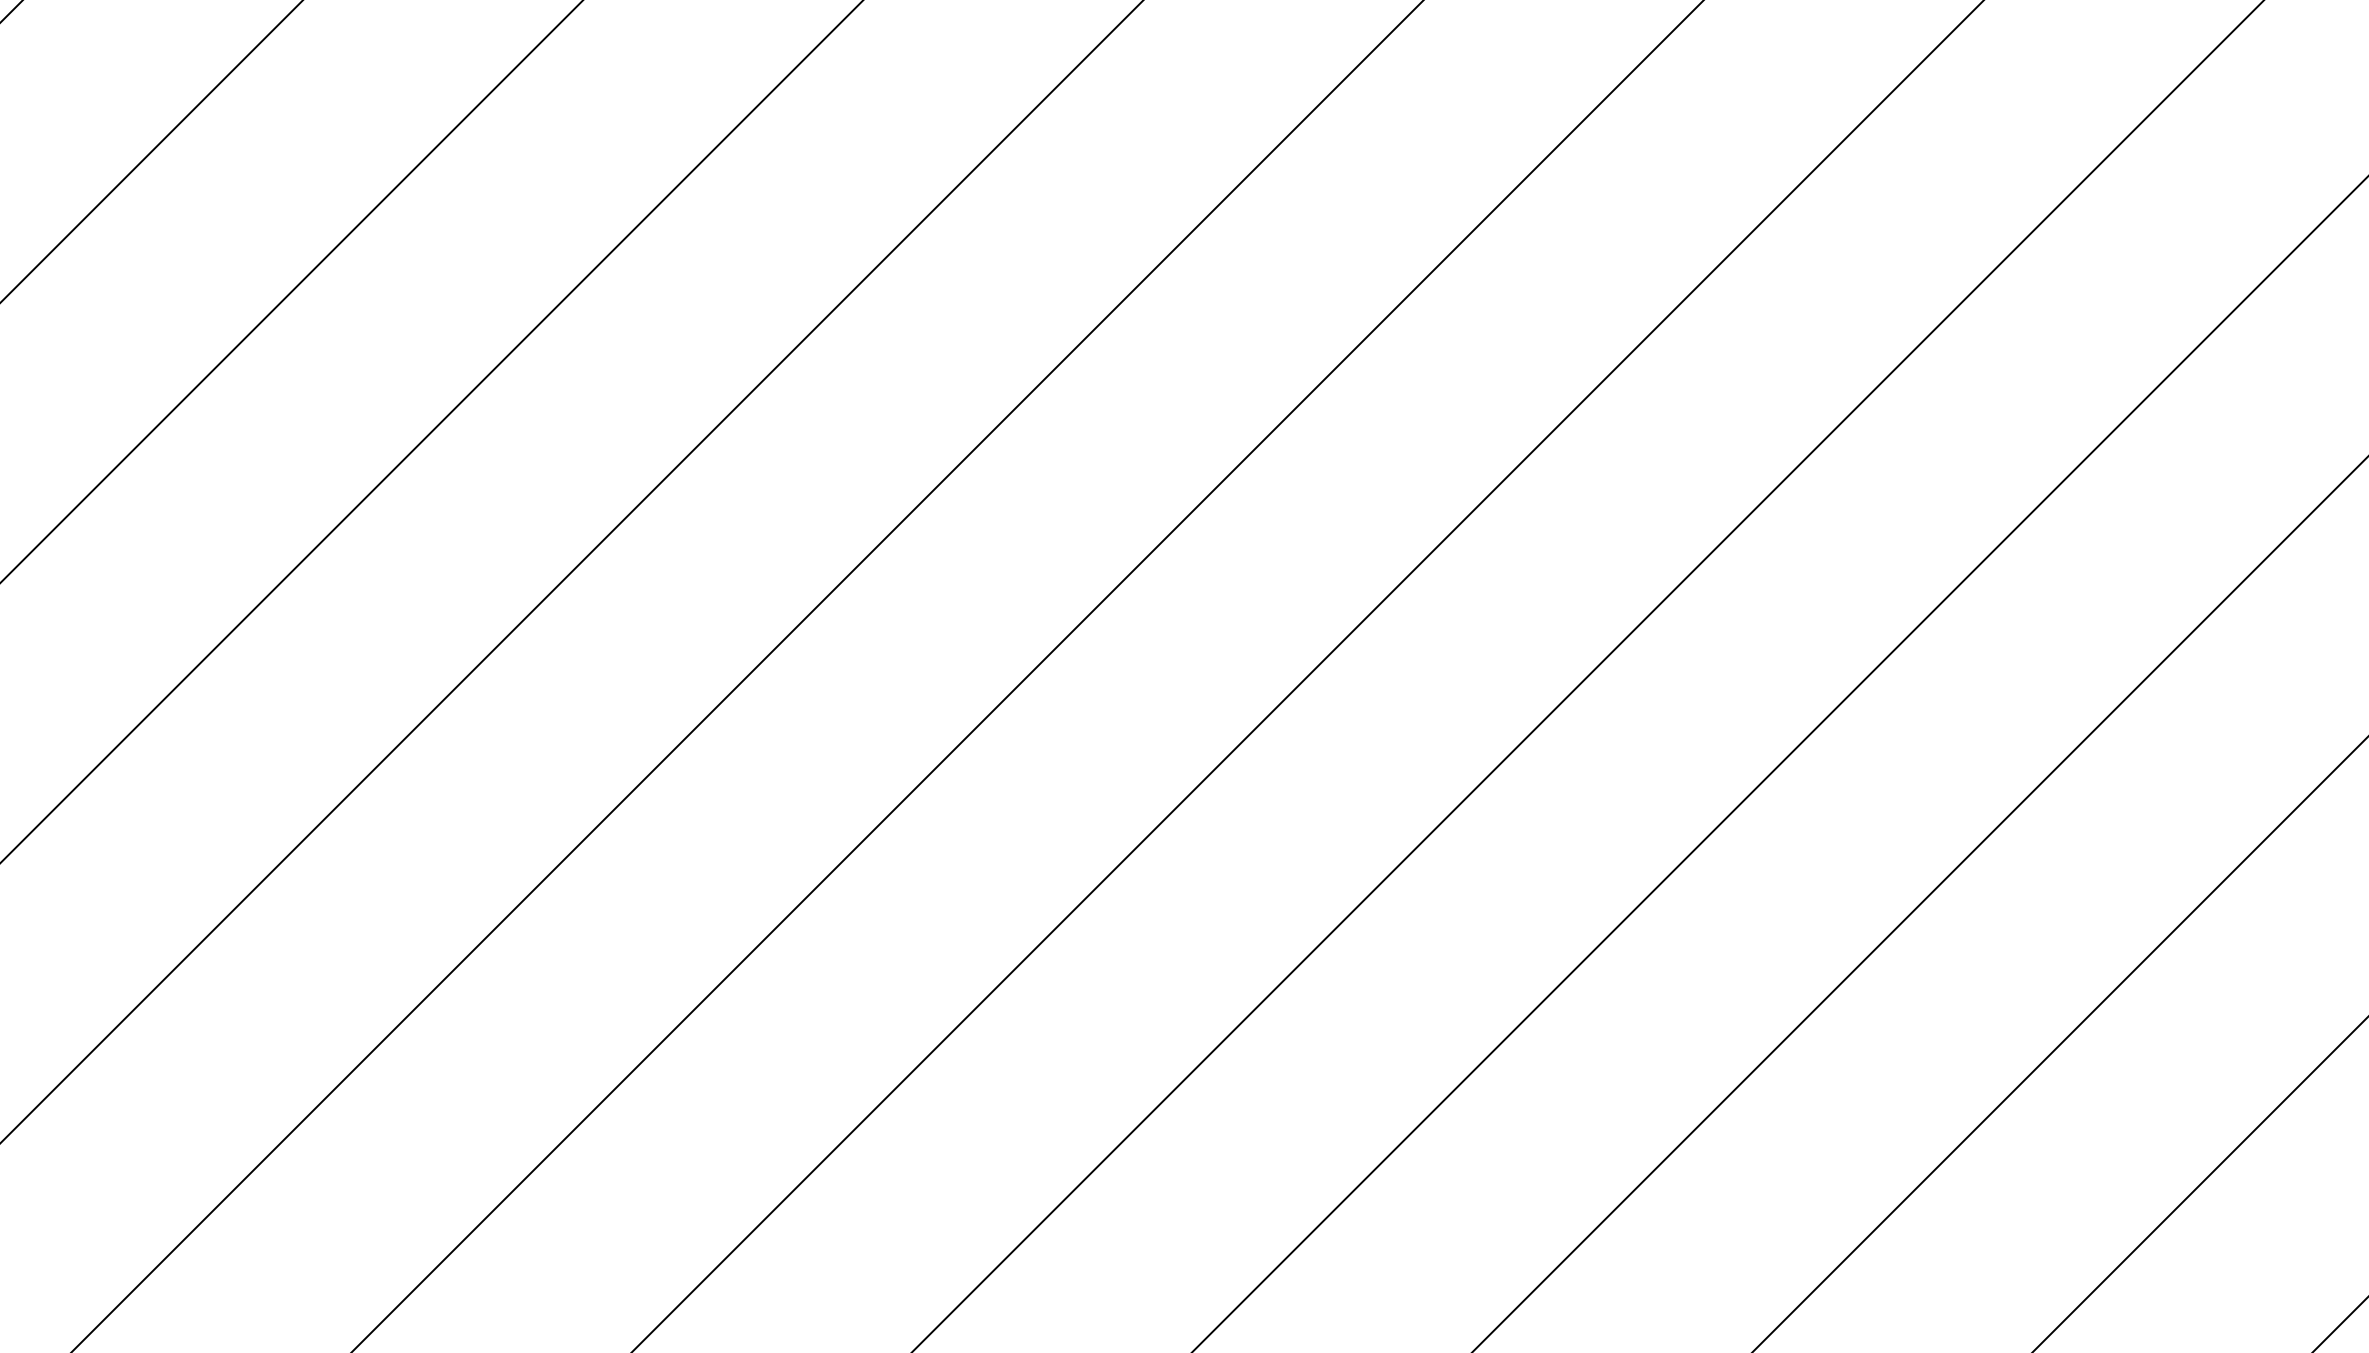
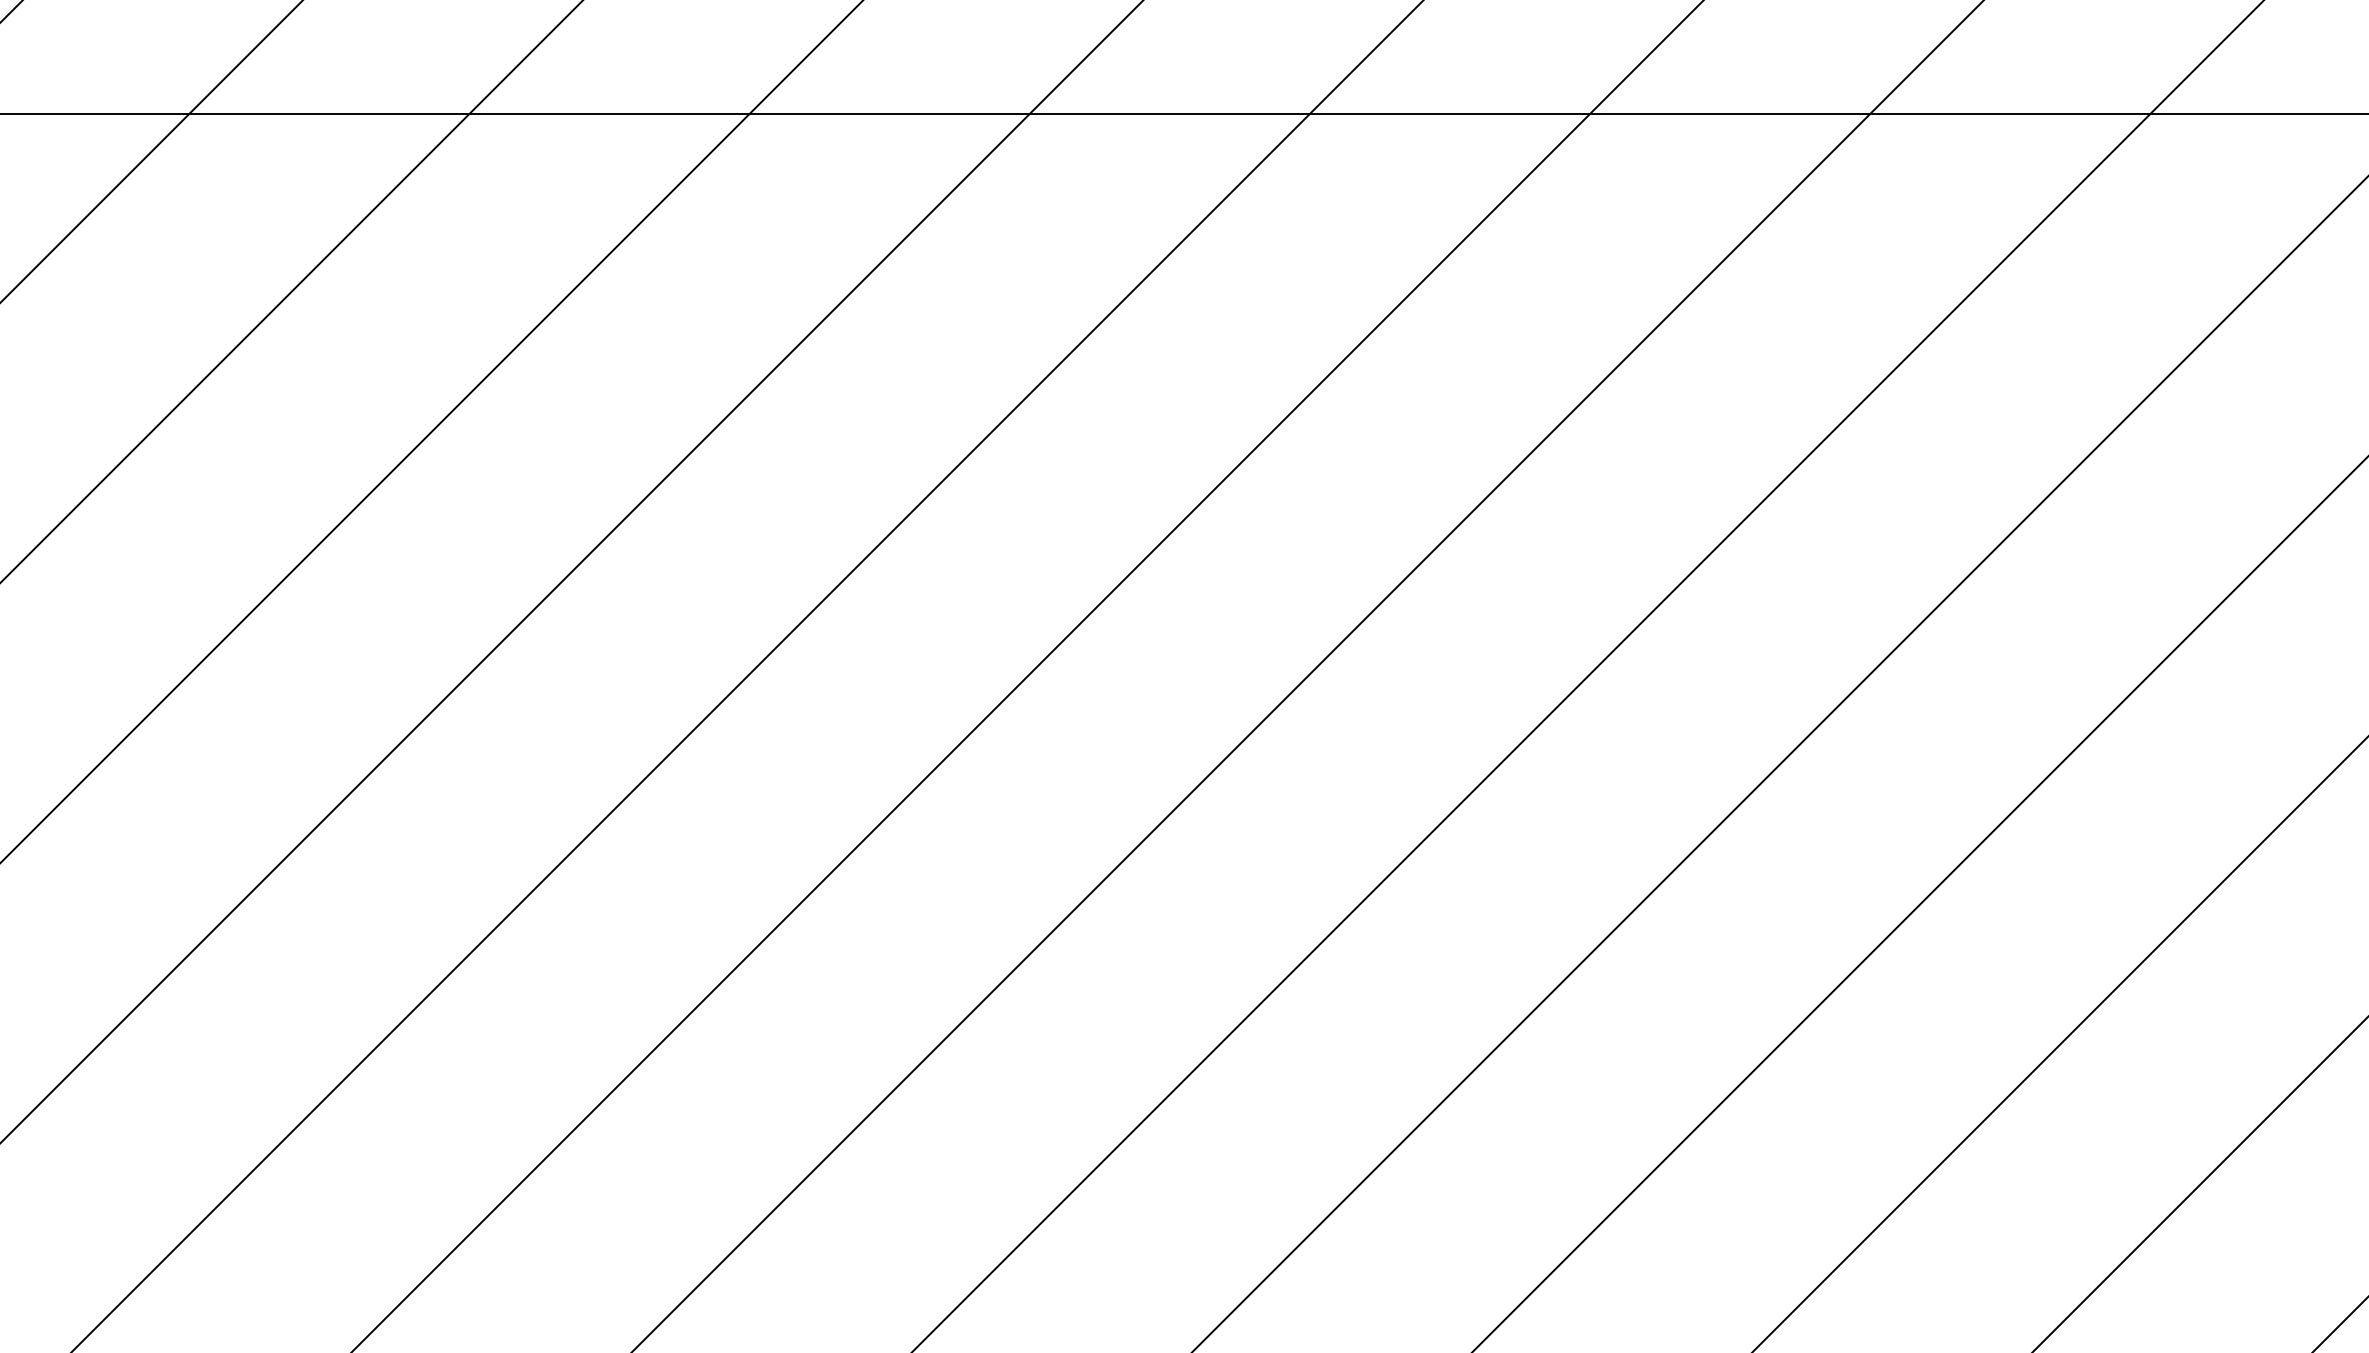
line: none -> present (1183, 114)
